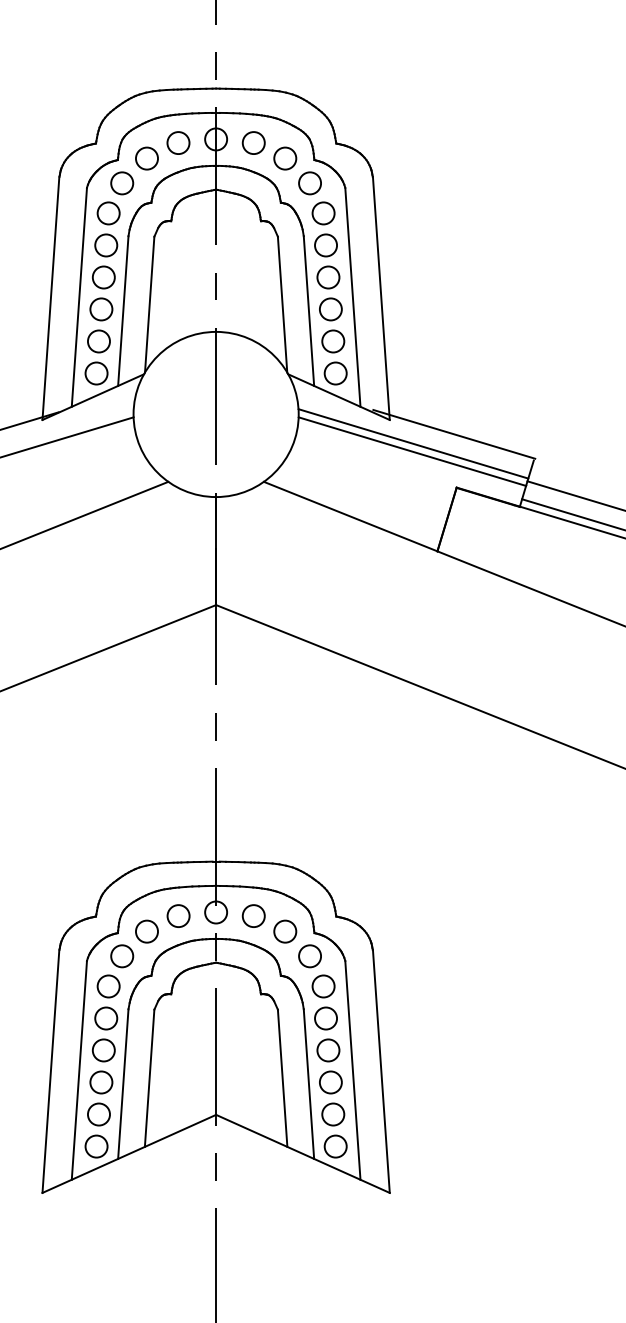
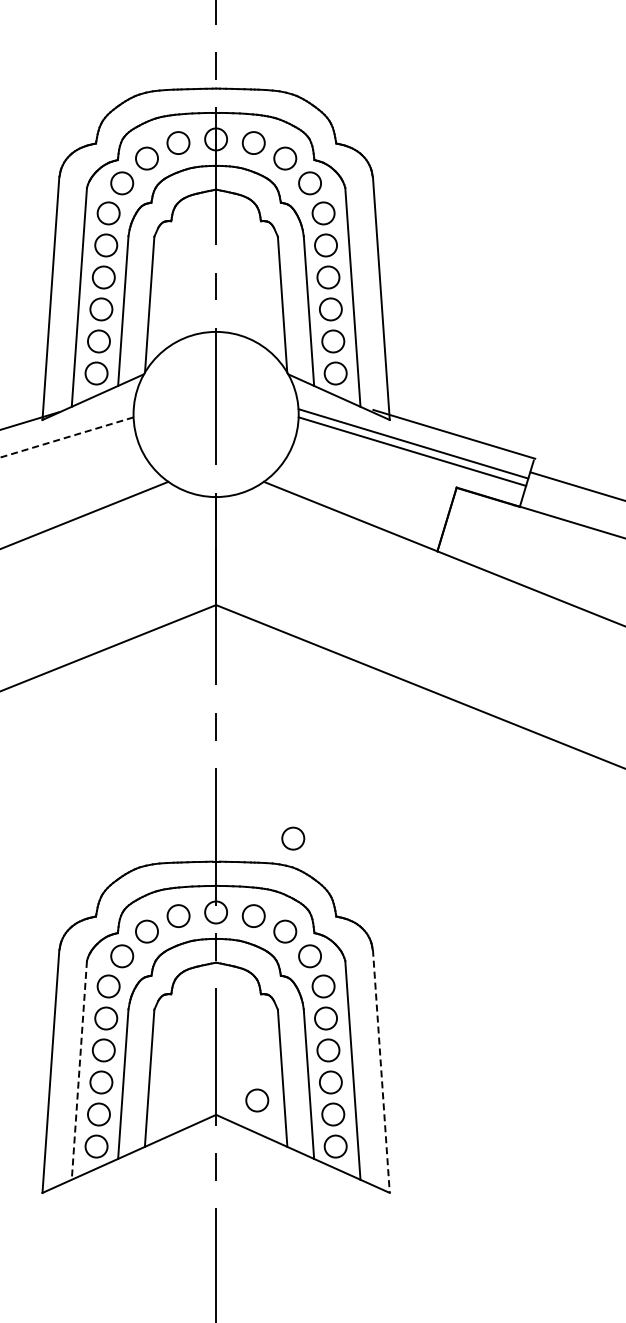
line: solid -> dashed (66, 437)
line position: (574, 495) -> (576, 486) (576, 486)
line: present -> none (572, 514)
circle: none -> present (293, 838)
line: solid -> dashed (79, 1070)
line: solid -> dashed (381, 1071)
circle: none -> present (257, 1100)
